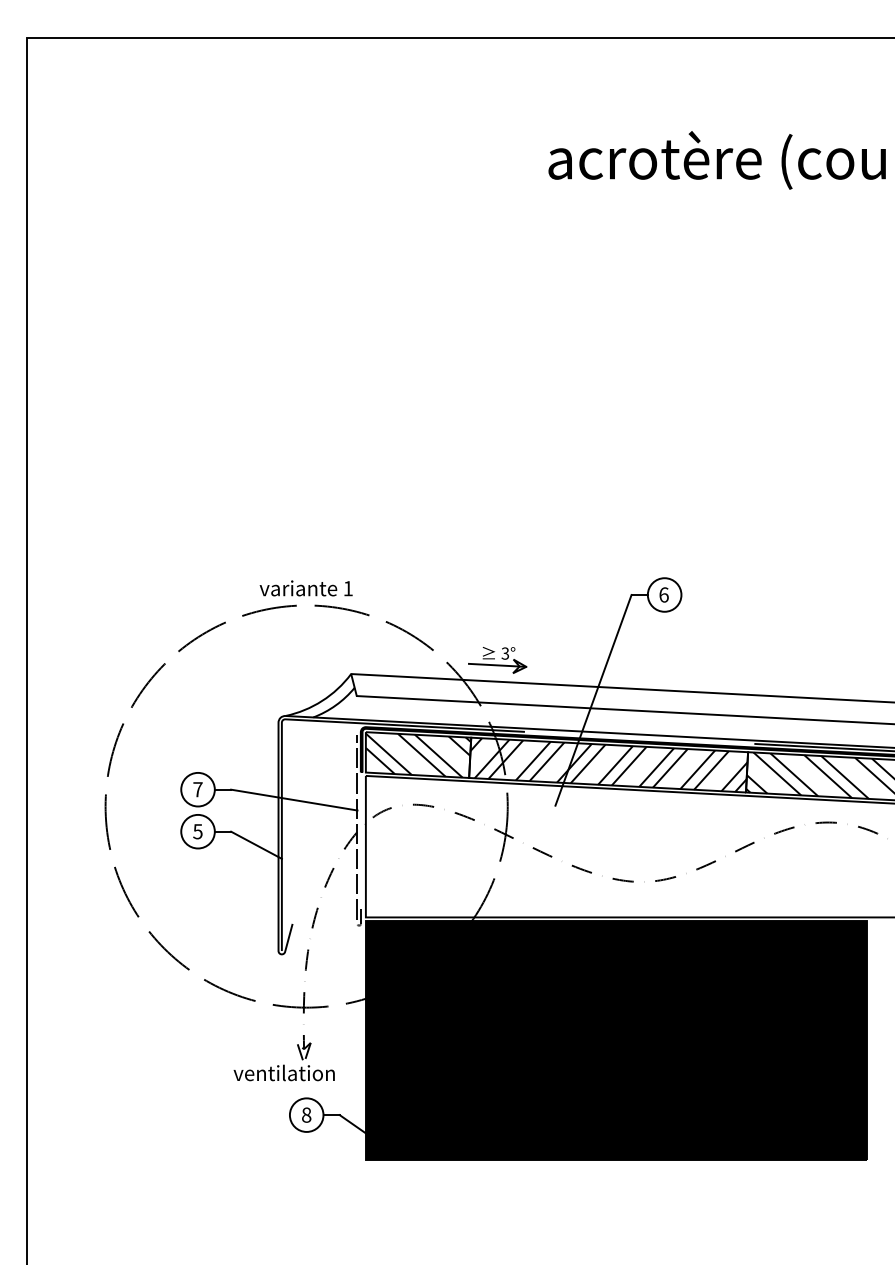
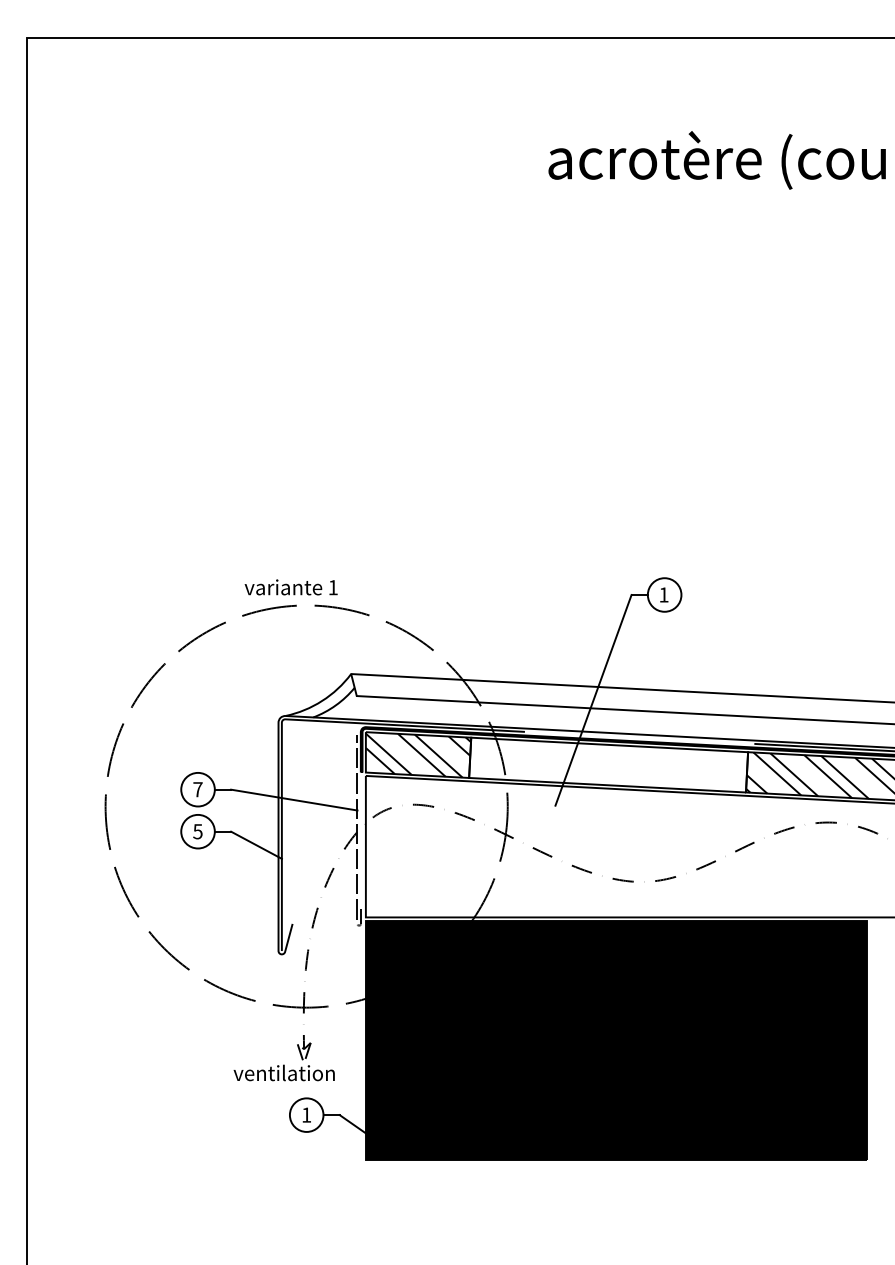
text position: (305, 588) -> (290, 587) (290, 587)
text: 6 -> 1 (663, 594)
part: present -> none (497, 660)
hatch: present -> none (608, 764)
text: 8 -> 1 (306, 1114)
